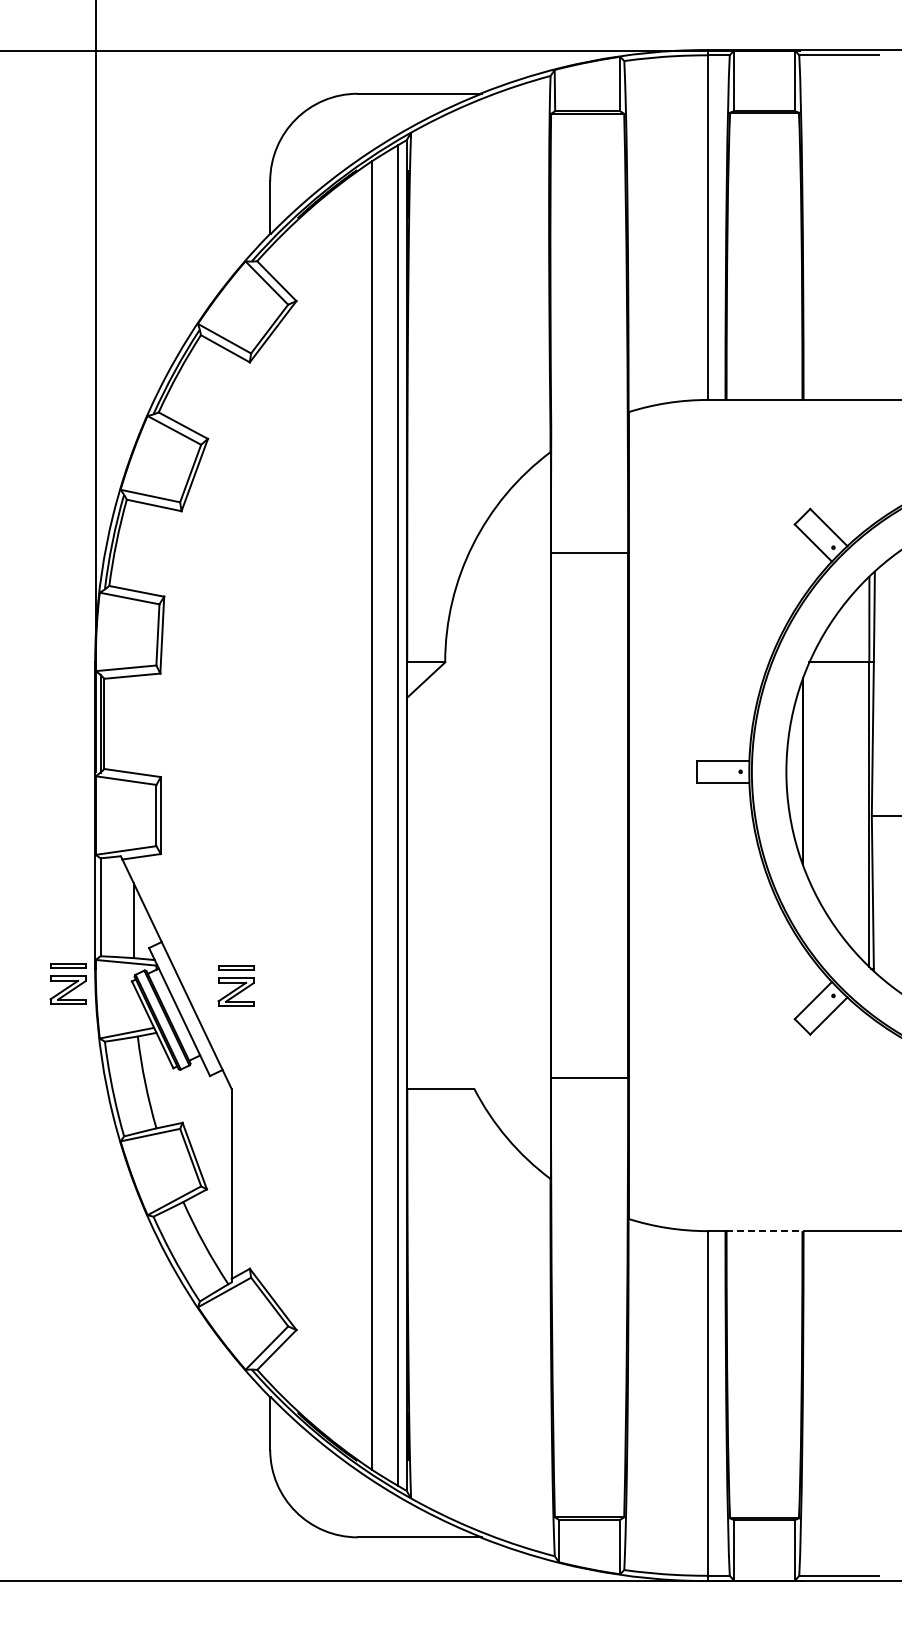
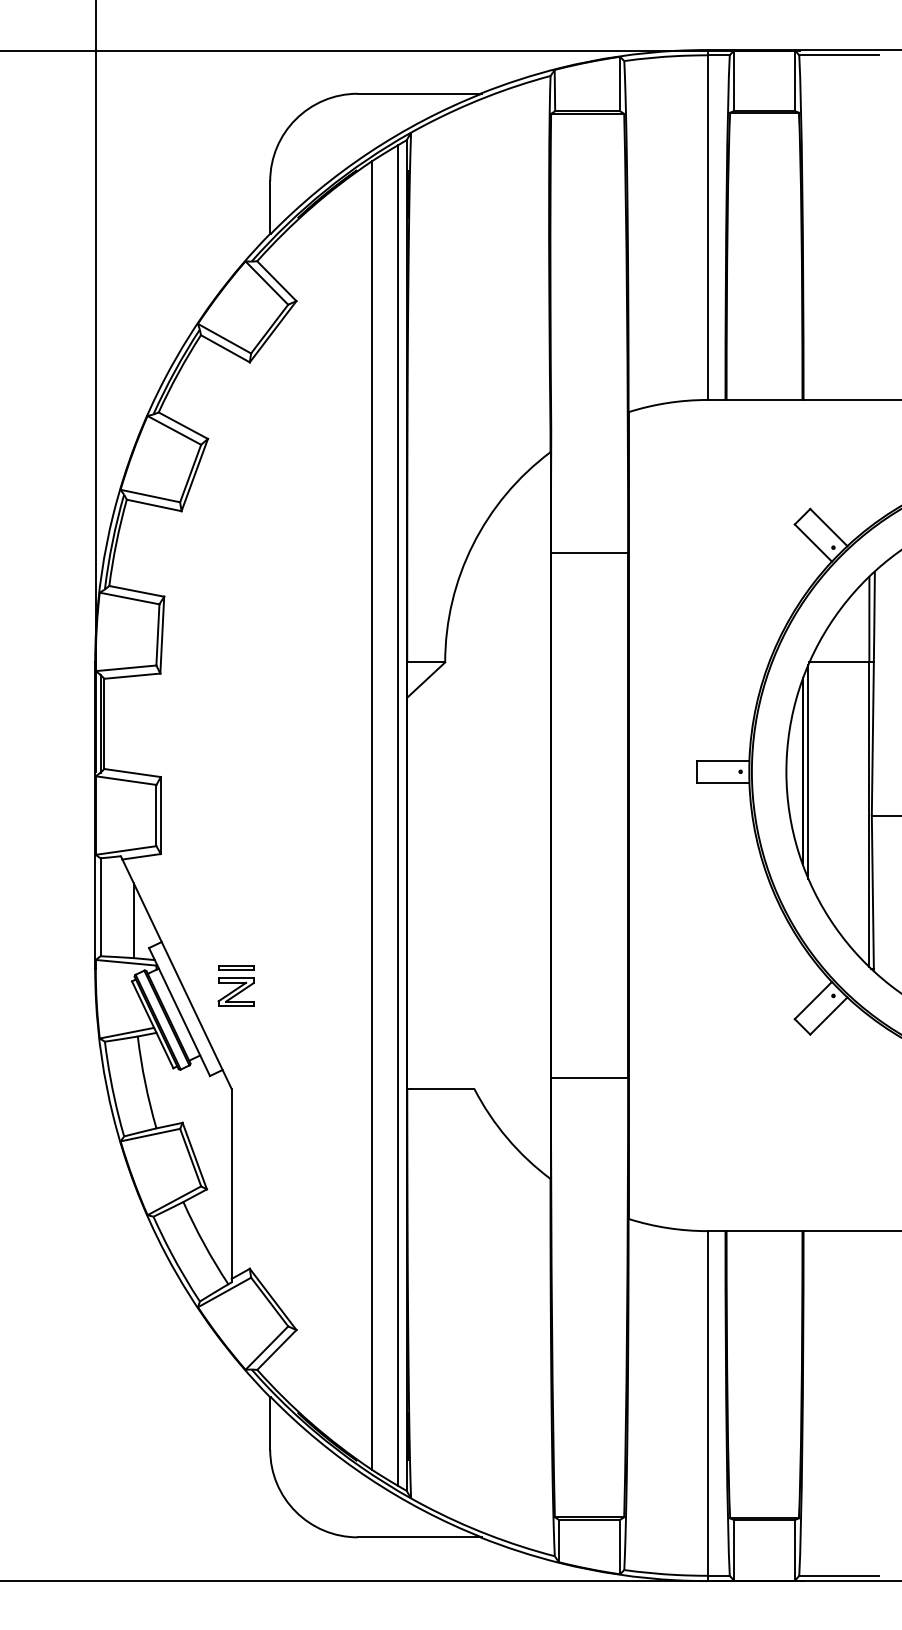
line: none -> present (808, 771)
part: present -> none (67, 983)
line: dashed -> solid (765, 1231)
